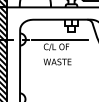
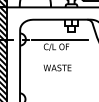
text position: (57, 61) -> (57, 67) (57, 67)
